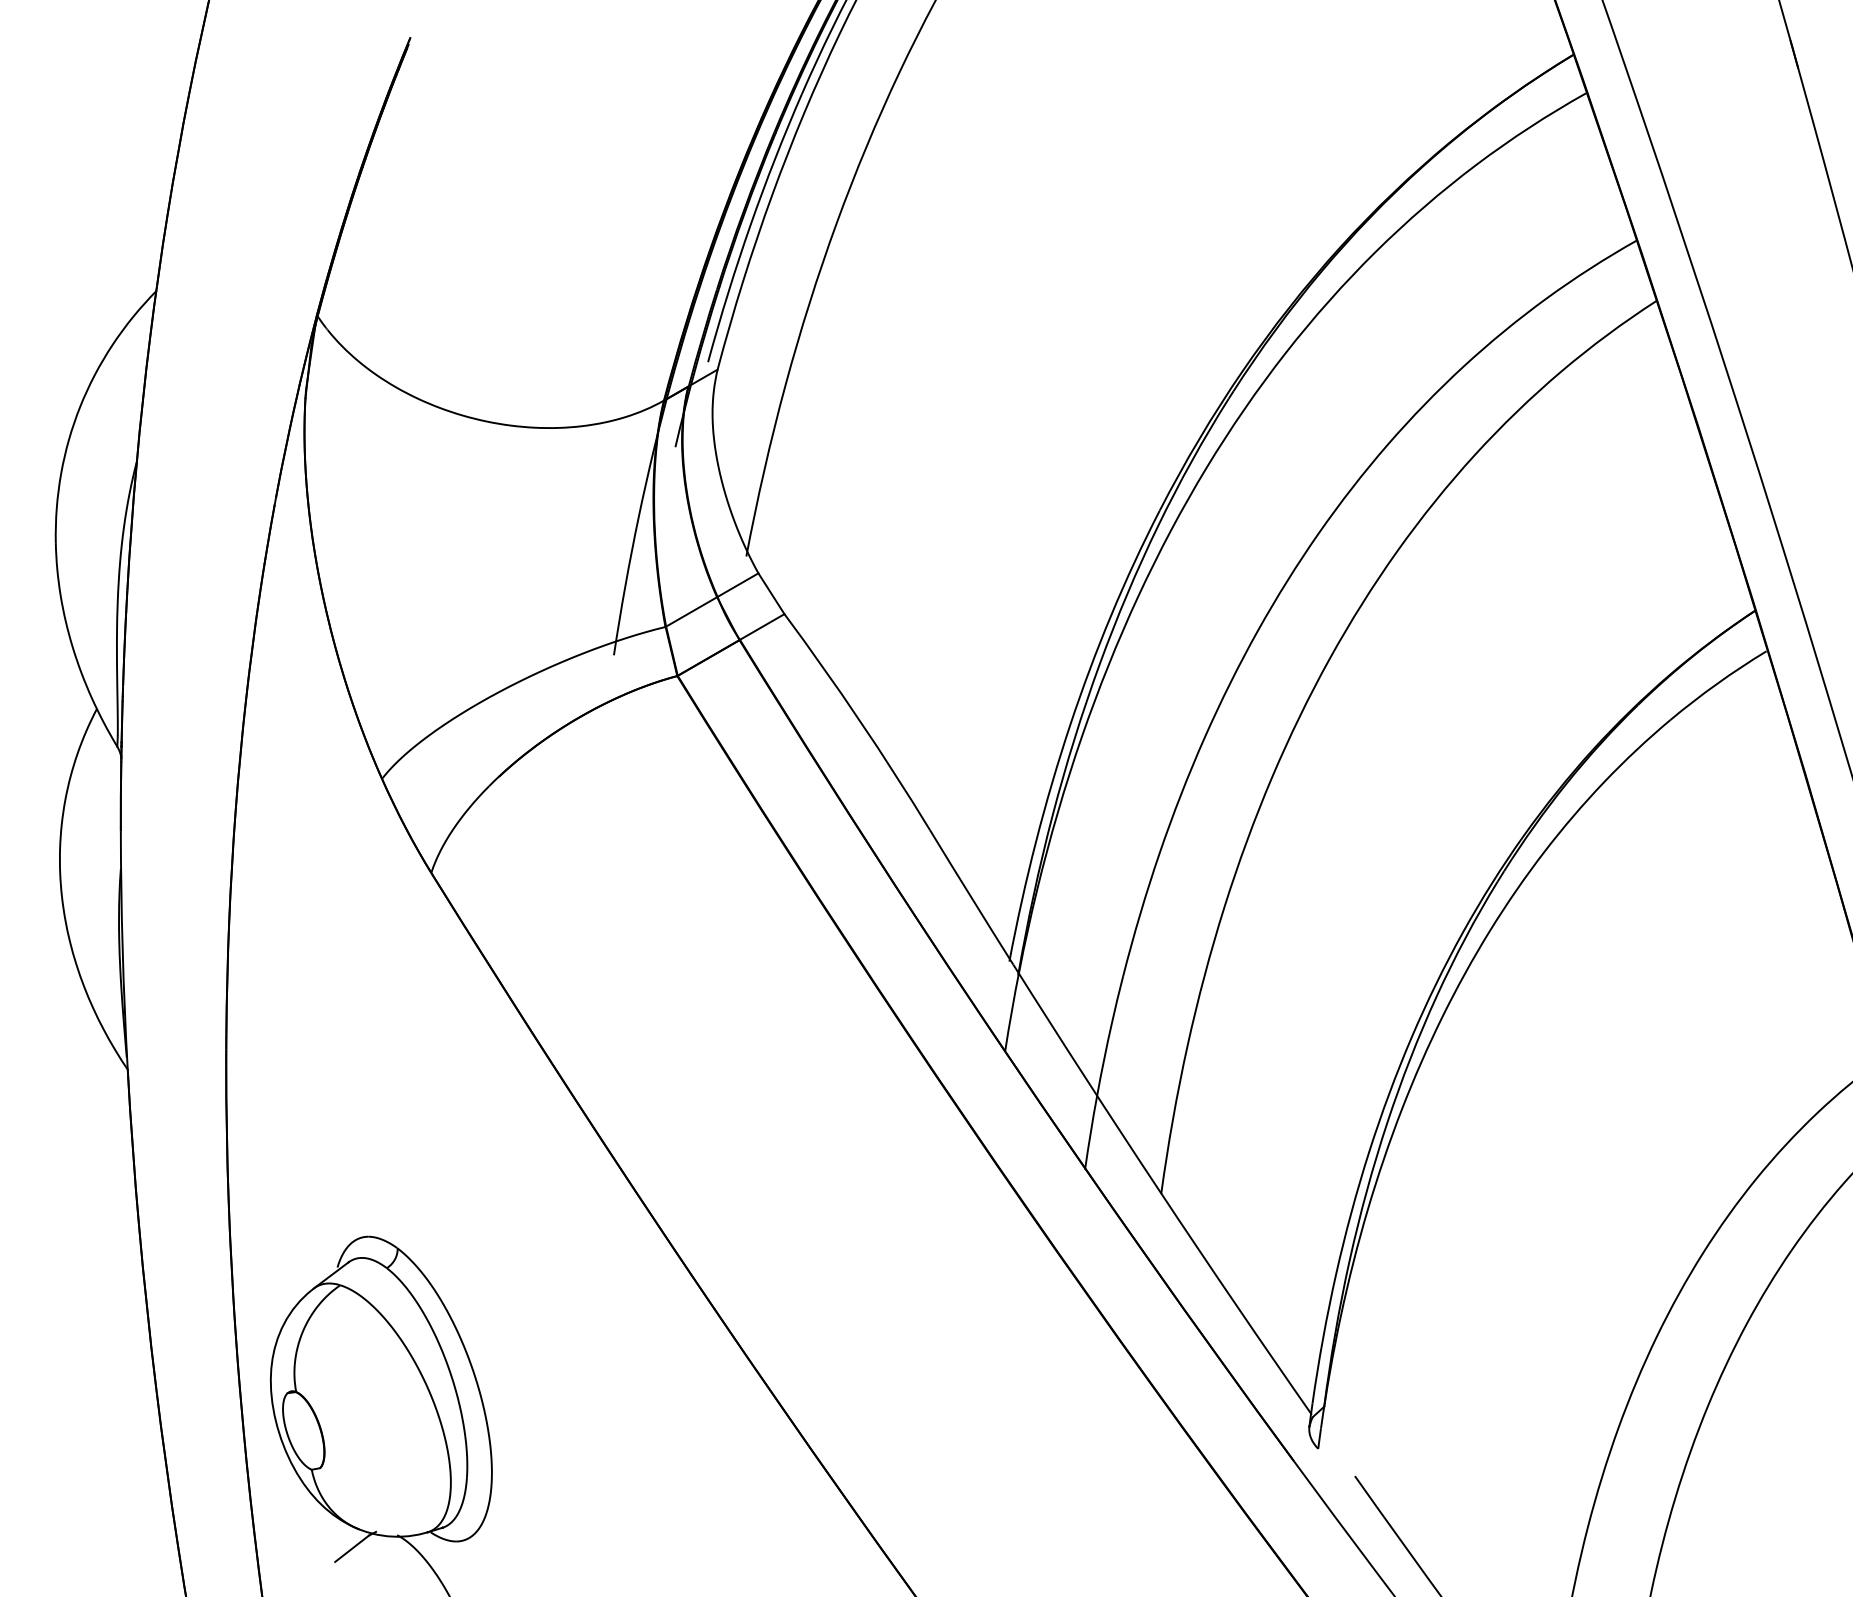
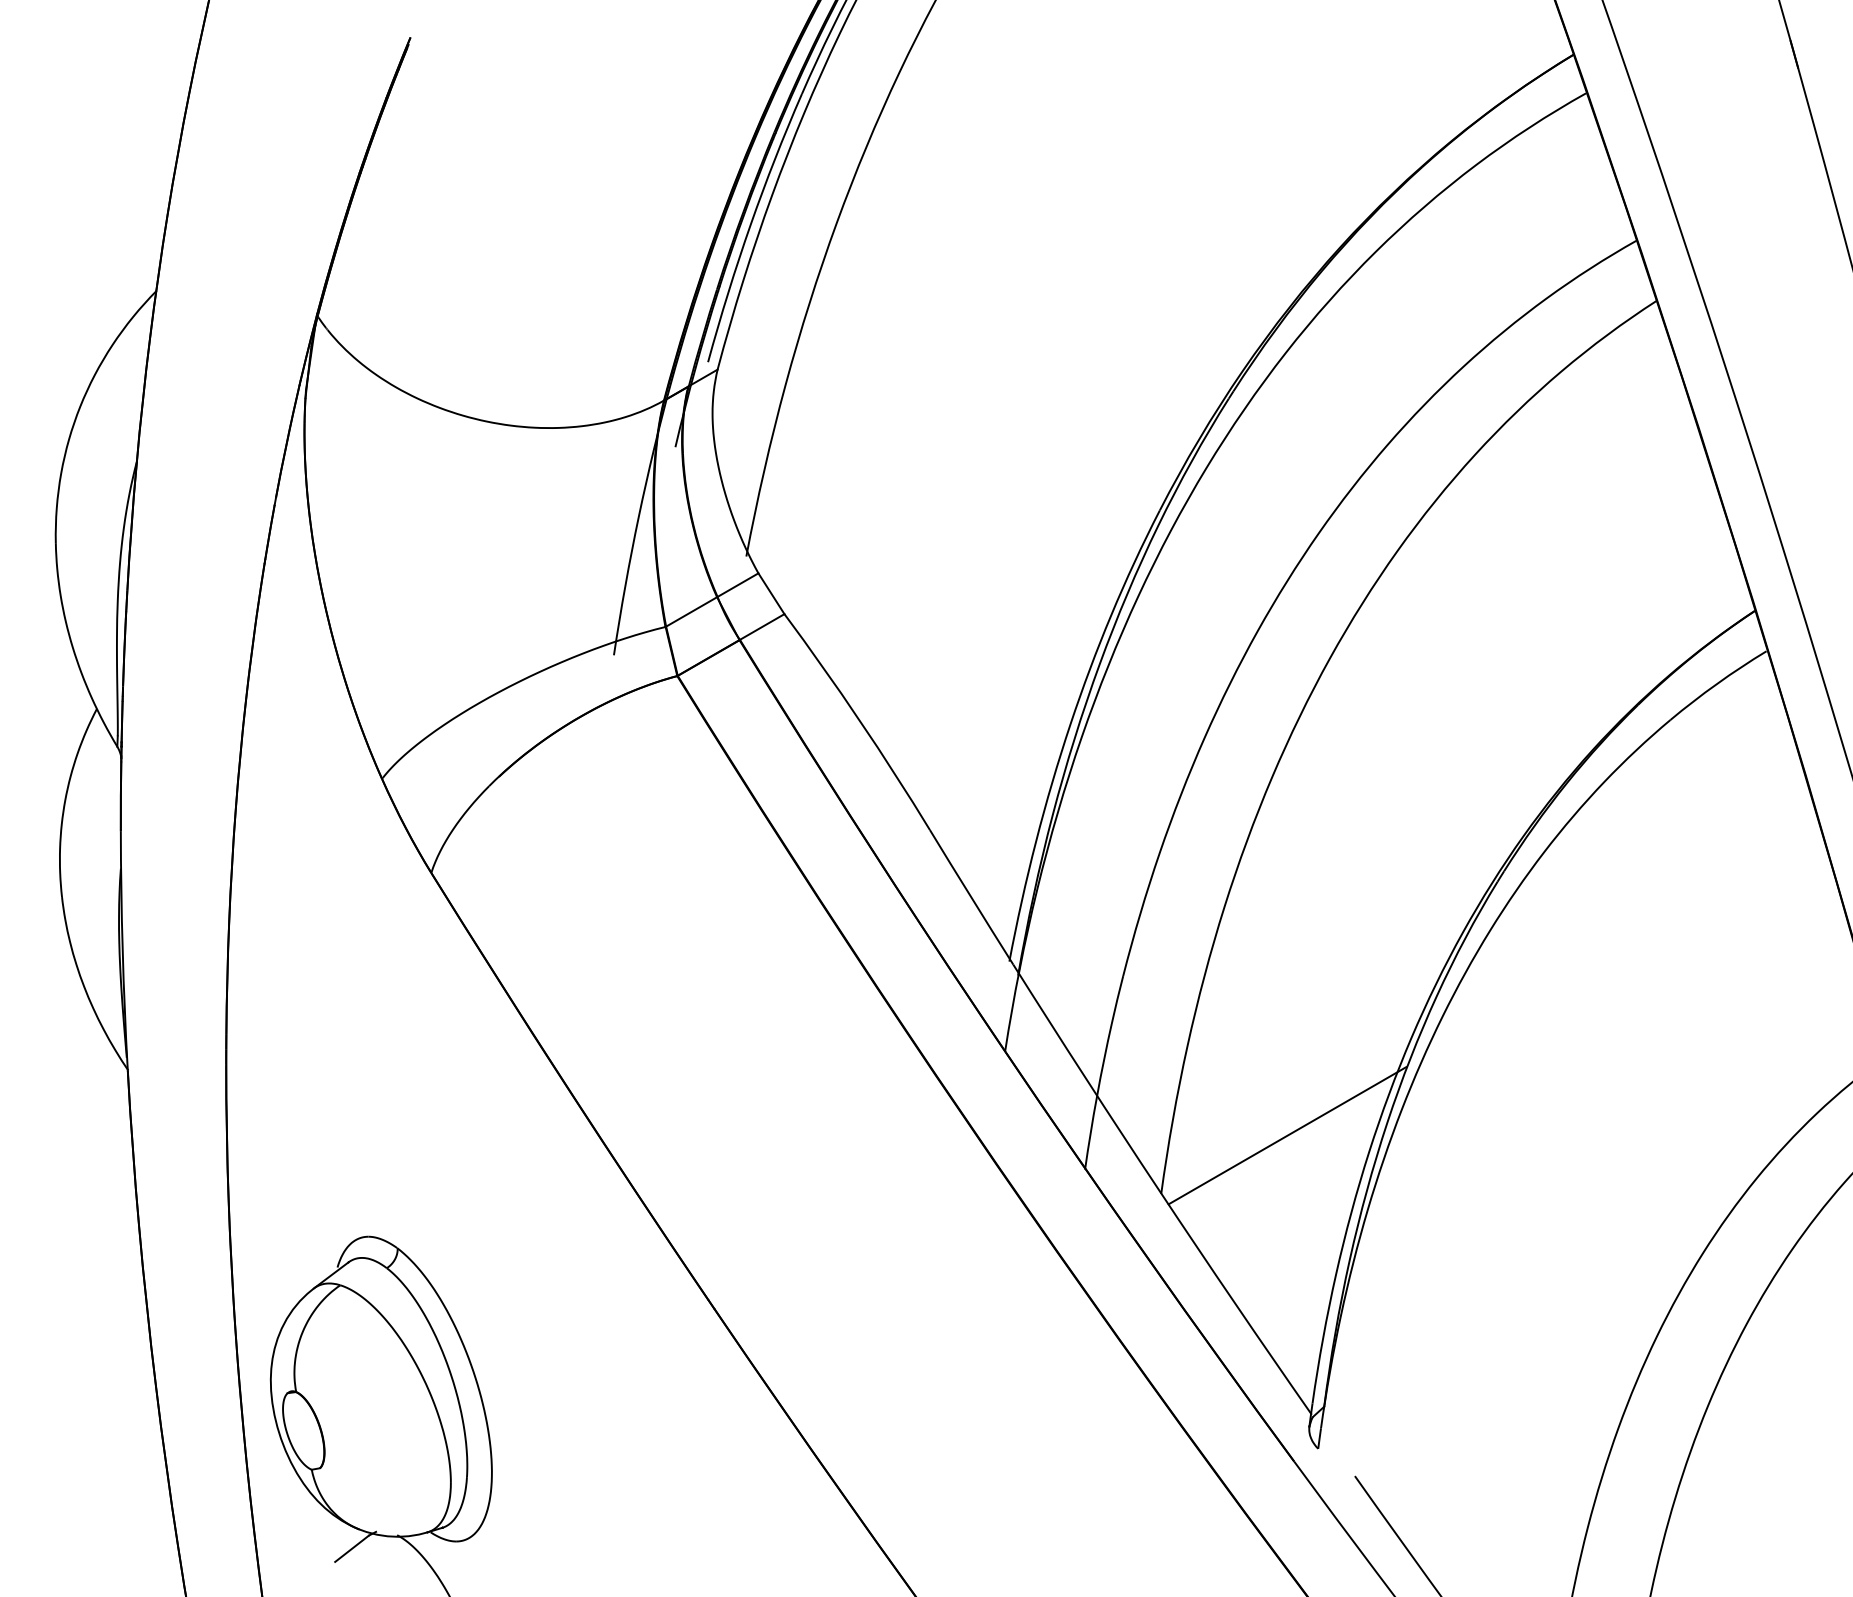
line: none -> present (1287, 1135)
